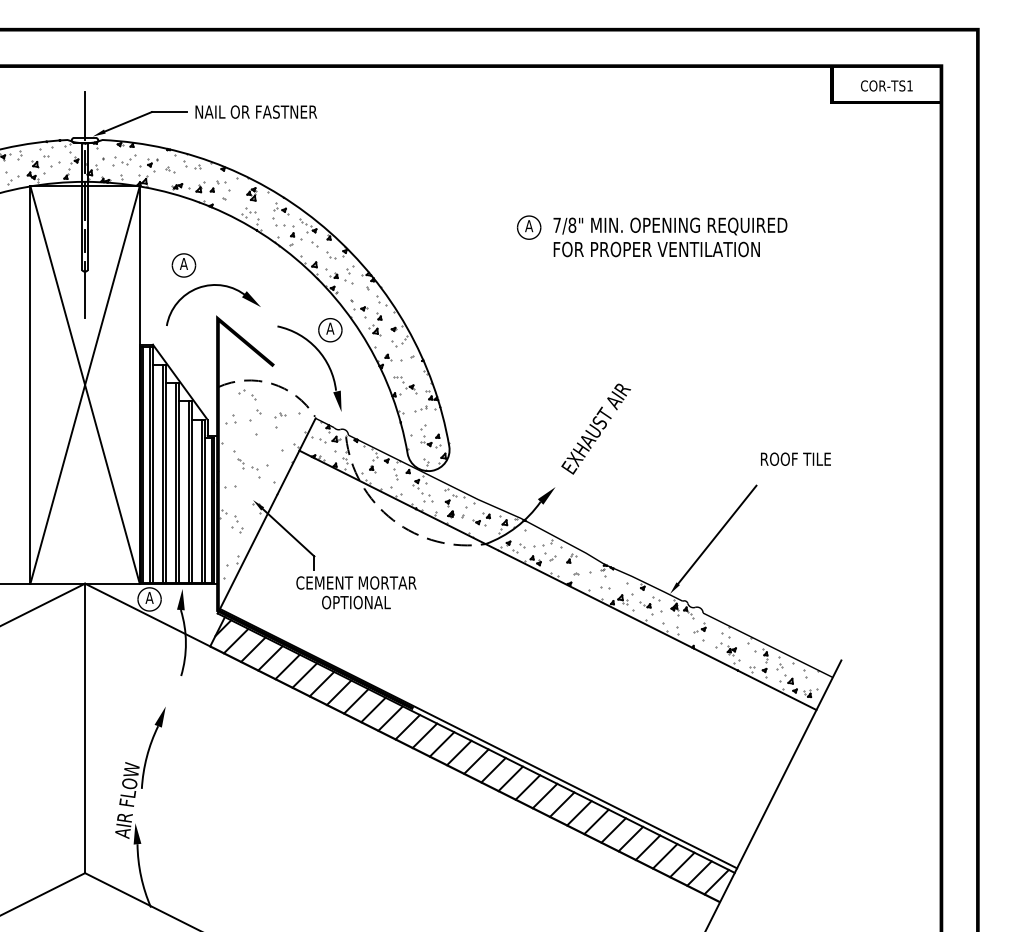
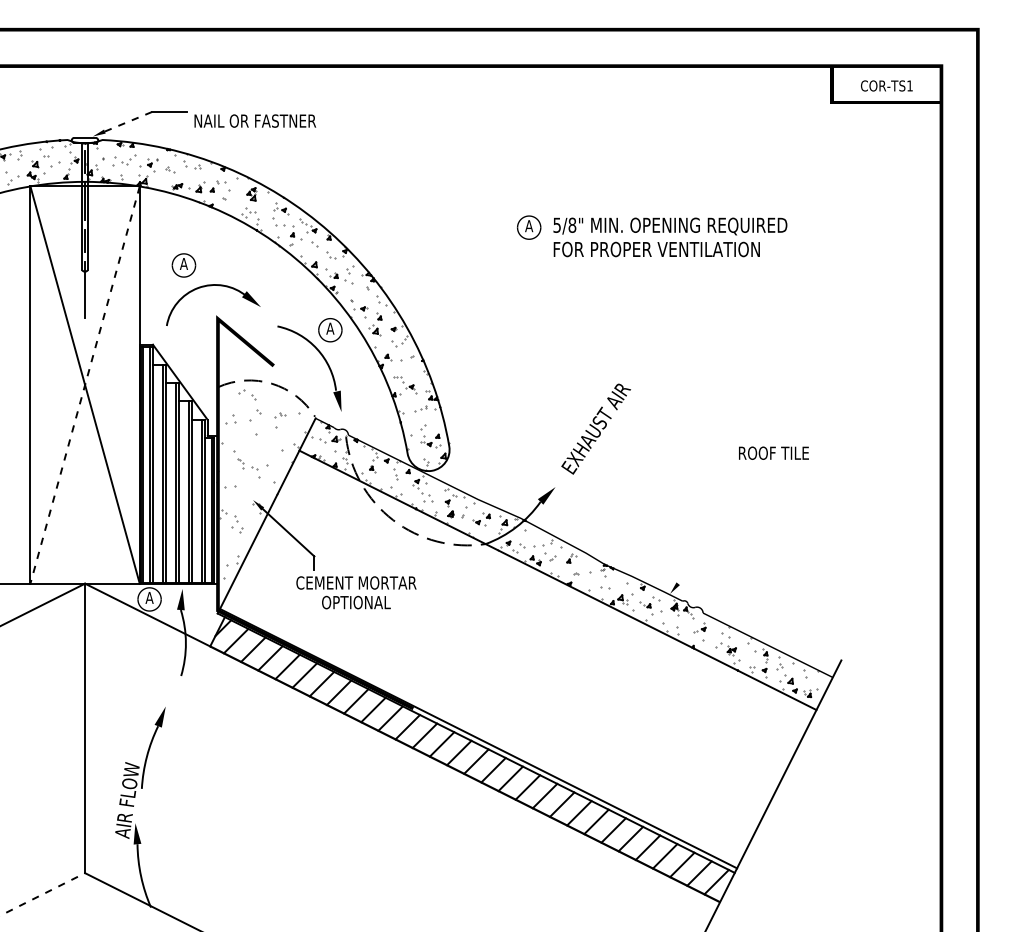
text position: (256, 111) -> (255, 120) (255, 120)
line: present -> none (85, 116)
line: solid -> dashed (128, 121)
text: 7/8" -> 5/8" (556, 224)
line: solid -> dashed (85, 385)
text position: (795, 458) -> (773, 452) (773, 452)
line: present -> none (717, 534)
line: solid -> dashed (43, 894)
